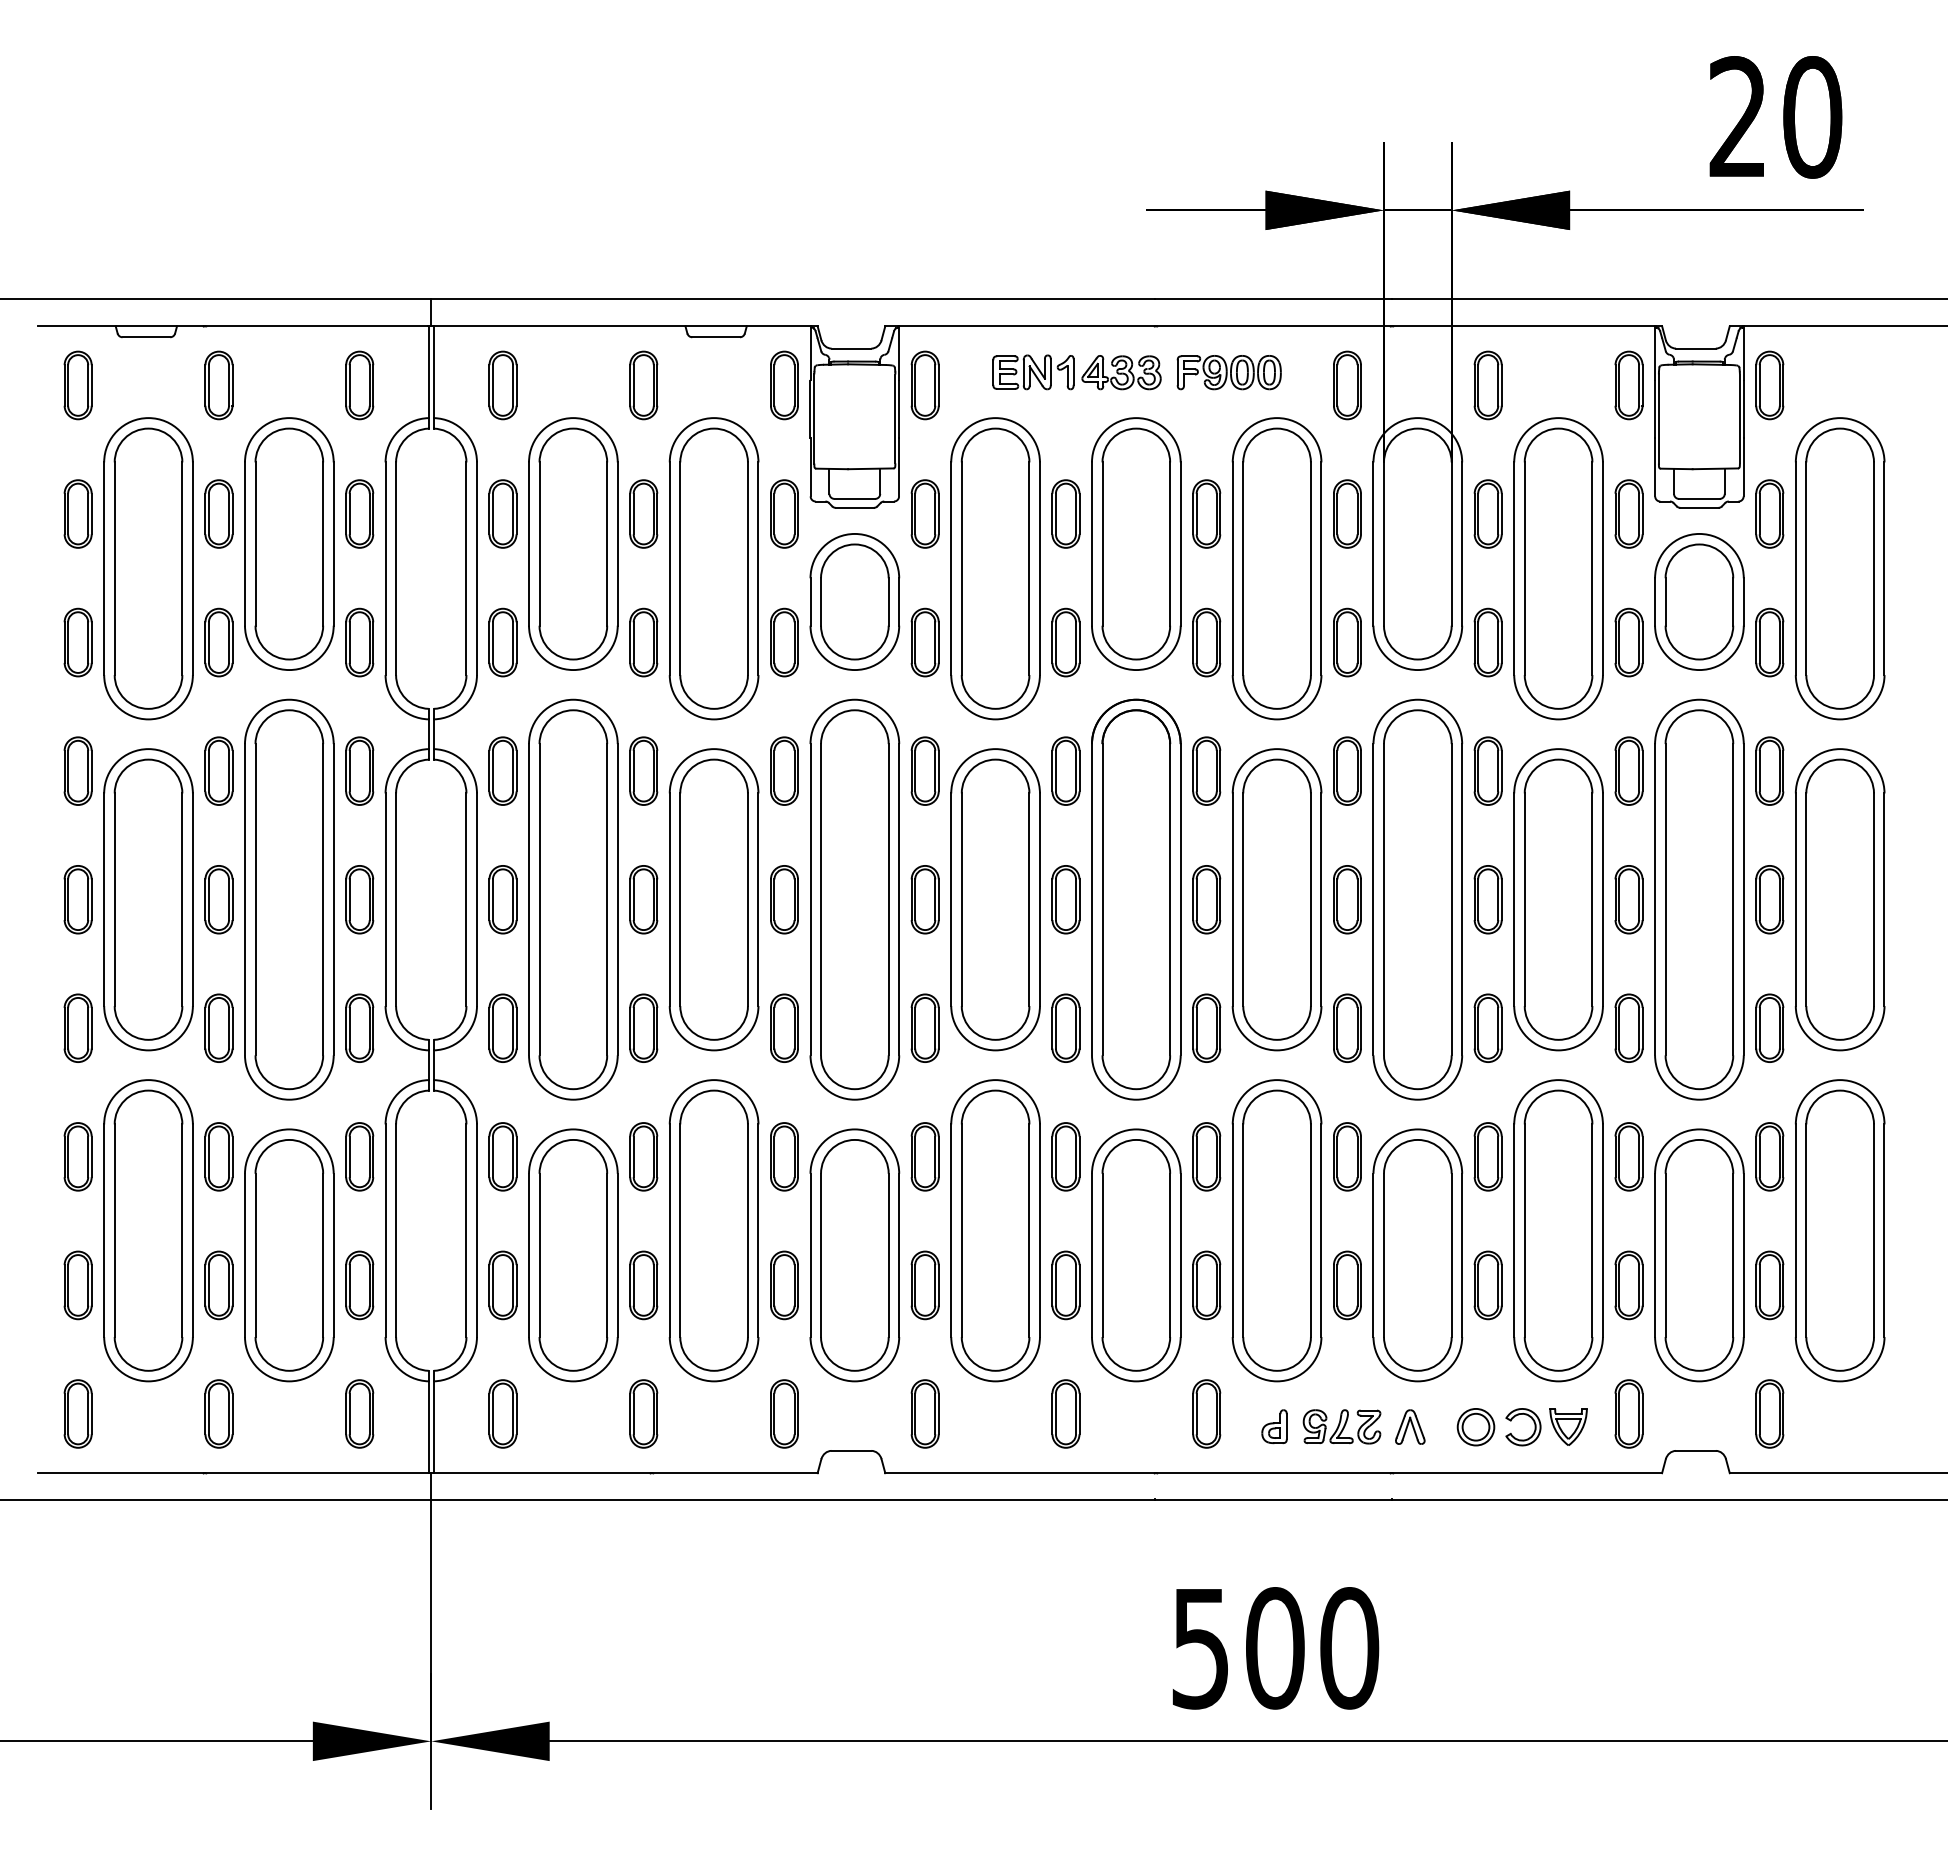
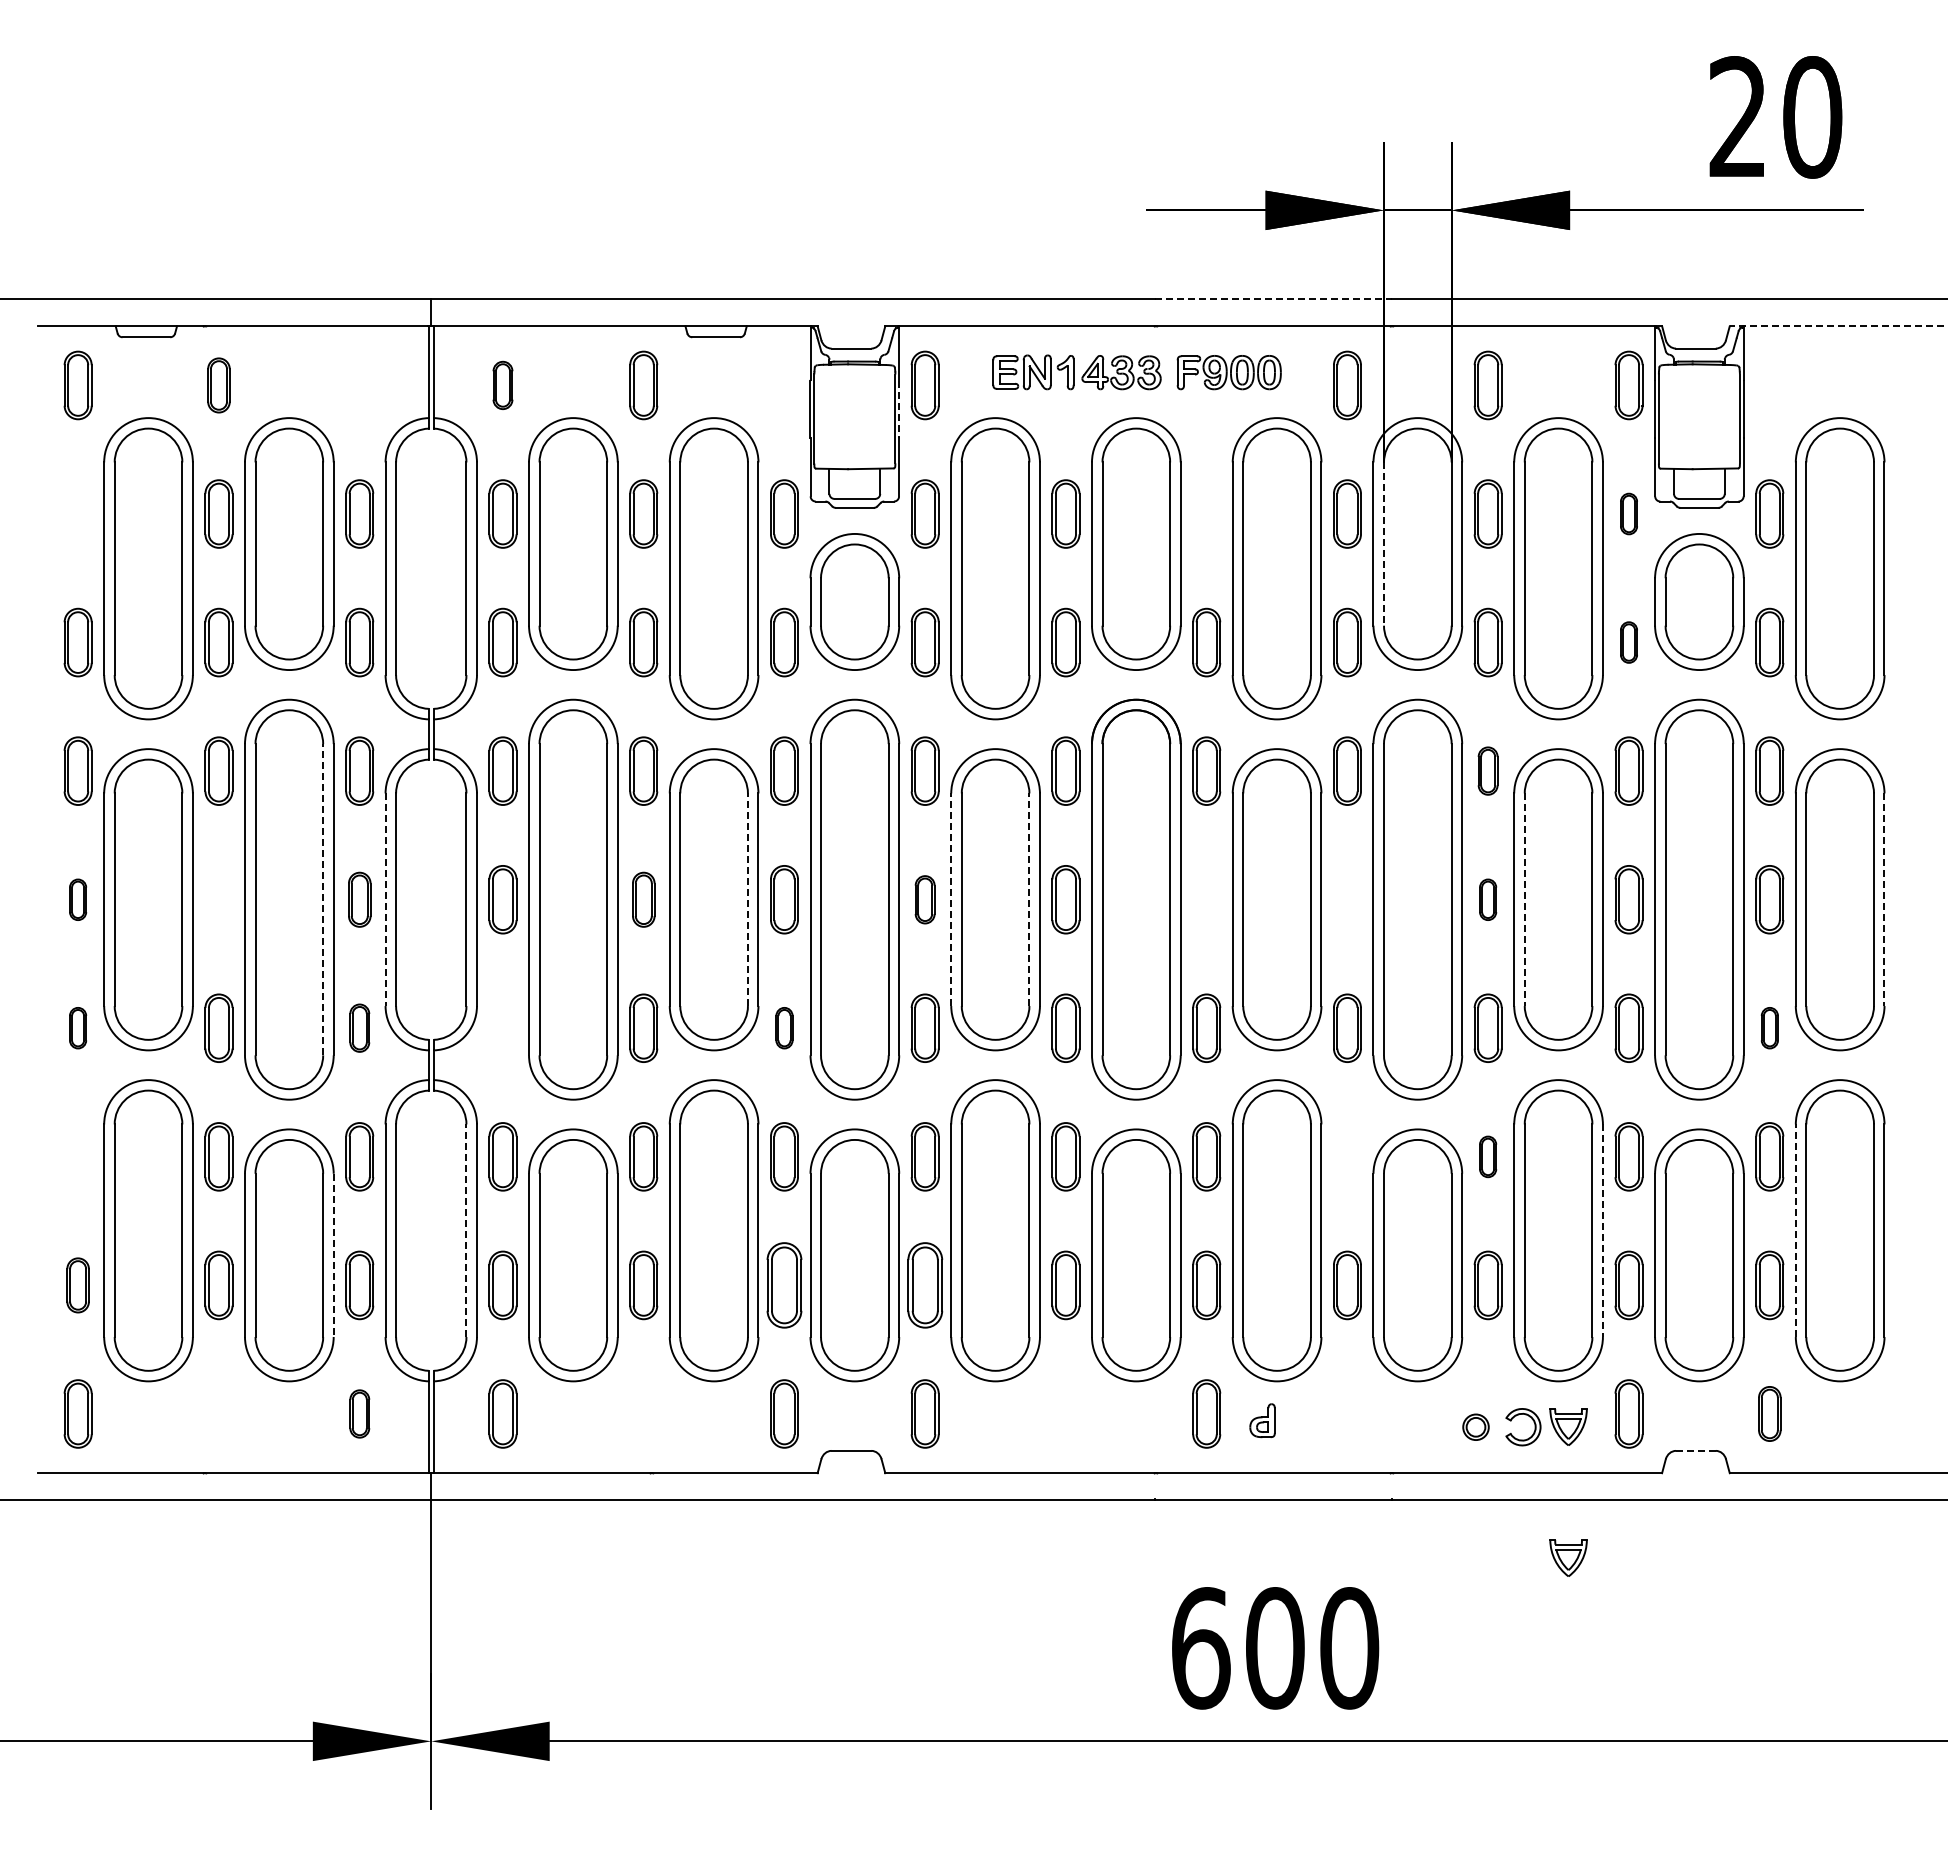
line: solid -> dashed (1274, 299)
line: solid -> dashed (1838, 326)
part size: 30x71 px -> 24x57 px (218, 385)
part: present -> none (359, 385)
part size: 30x71 px -> 22x50 px (502, 384)
part: present -> none (784, 385)
part: present -> none (1769, 385)
line: solid -> dashed (899, 409)
part: present -> none (77, 513)
part: present -> none (1206, 513)
part size: 30x70 px -> 18x44 px (1628, 513)
line: solid -> dashed (1384, 544)
part size: 30x71 px -> 18x43 px (1628, 642)
part size: 30x70 px -> 22x50 px (1487, 770)
part size: 30x70 px -> 19x43 px (78, 899)
part: present -> none (218, 899)
line: solid -> dashed (323, 899)
part size: 30x70 px -> 24x57 px (359, 899)
part size: 30x70 px -> 24x57 px (643, 899)
line: solid -> dashed (747, 899)
part size: 30x70 px -> 22x50 px (924, 899)
line: solid -> dashed (951, 899)
line: solid -> dashed (1029, 899)
part: present -> none (1206, 899)
part: present -> none (1347, 899)
part size: 30x70 px -> 19x43 px (1488, 899)
line: solid -> dashed (385, 900)
line: solid -> dashed (1524, 900)
line: solid -> dashed (1884, 900)
part size: 30x70 px -> 19x43 px (78, 1028)
part size: 30x70 px -> 22x50 px (359, 1027)
part: present -> none (502, 1027)
part size: 29x70 px -> 19x43 px (784, 1028)
part size: 30x70 px -> 19x43 px (1769, 1028)
part: present -> none (77, 1156)
part: present -> none (1347, 1156)
part size: 30x70 px -> 19x44 px (1488, 1156)
line: solid -> dashed (466, 1230)
line: solid -> dashed (1795, 1230)
line: solid -> dashed (1602, 1231)
line: solid -> dashed (333, 1255)
part size: 30x71 px -> 24x57 px (77, 1285)
part size: 29x71 px -> 37x87 px (784, 1285)
part size: 30x71 px -> 37x87 px (925, 1285)
part: present -> none (218, 1413)
part size: 30x70 px -> 22x50 px (359, 1413)
part: present -> none (643, 1413)
part: present -> none (1065, 1413)
part size: 30x70 px -> 24x56 px (1769, 1413)
part position: (1274, 1426) -> (1262, 1420) (1262, 1420)
part: present -> none (1341, 1426)
part: present -> none (1410, 1426)
part size: 40x39 px -> 28x28 px (1475, 1426)
line: solid -> dashed (1695, 1450)
part: none -> present (1568, 1557)
text: 500 -> 600 (1201, 1648)
